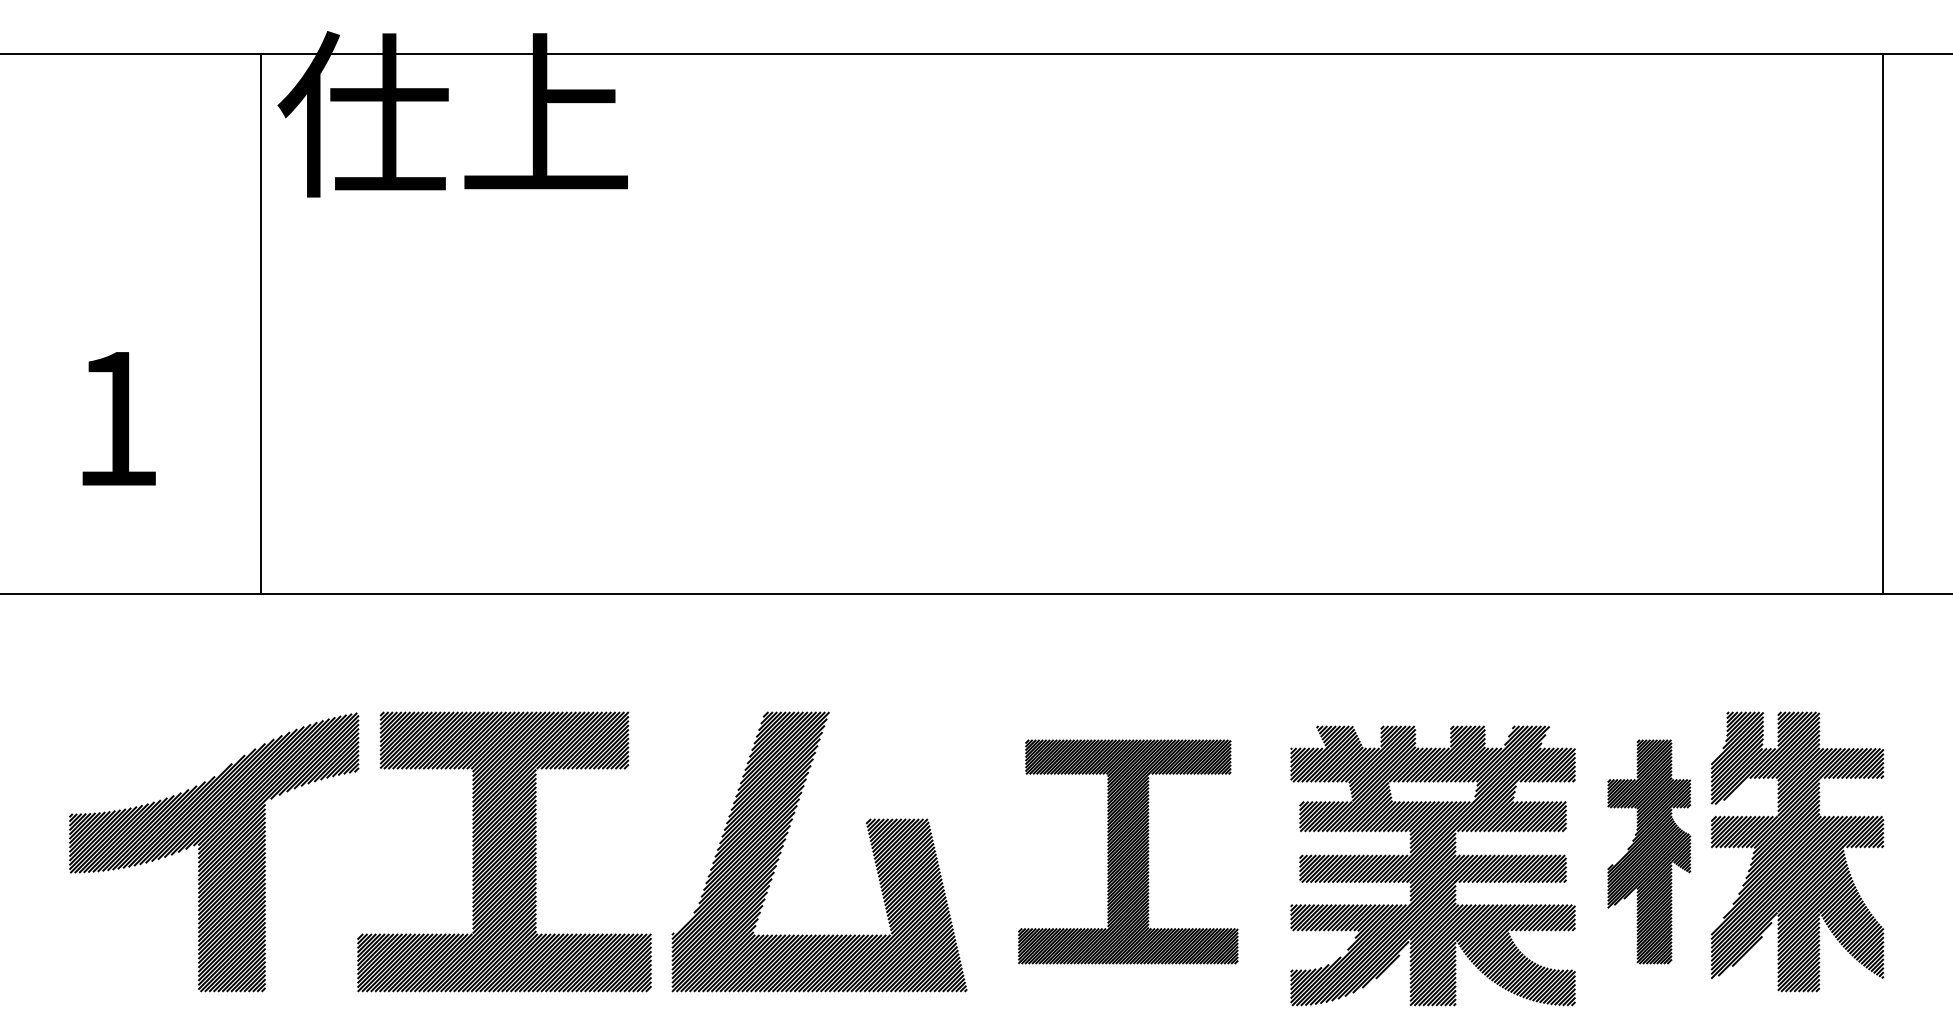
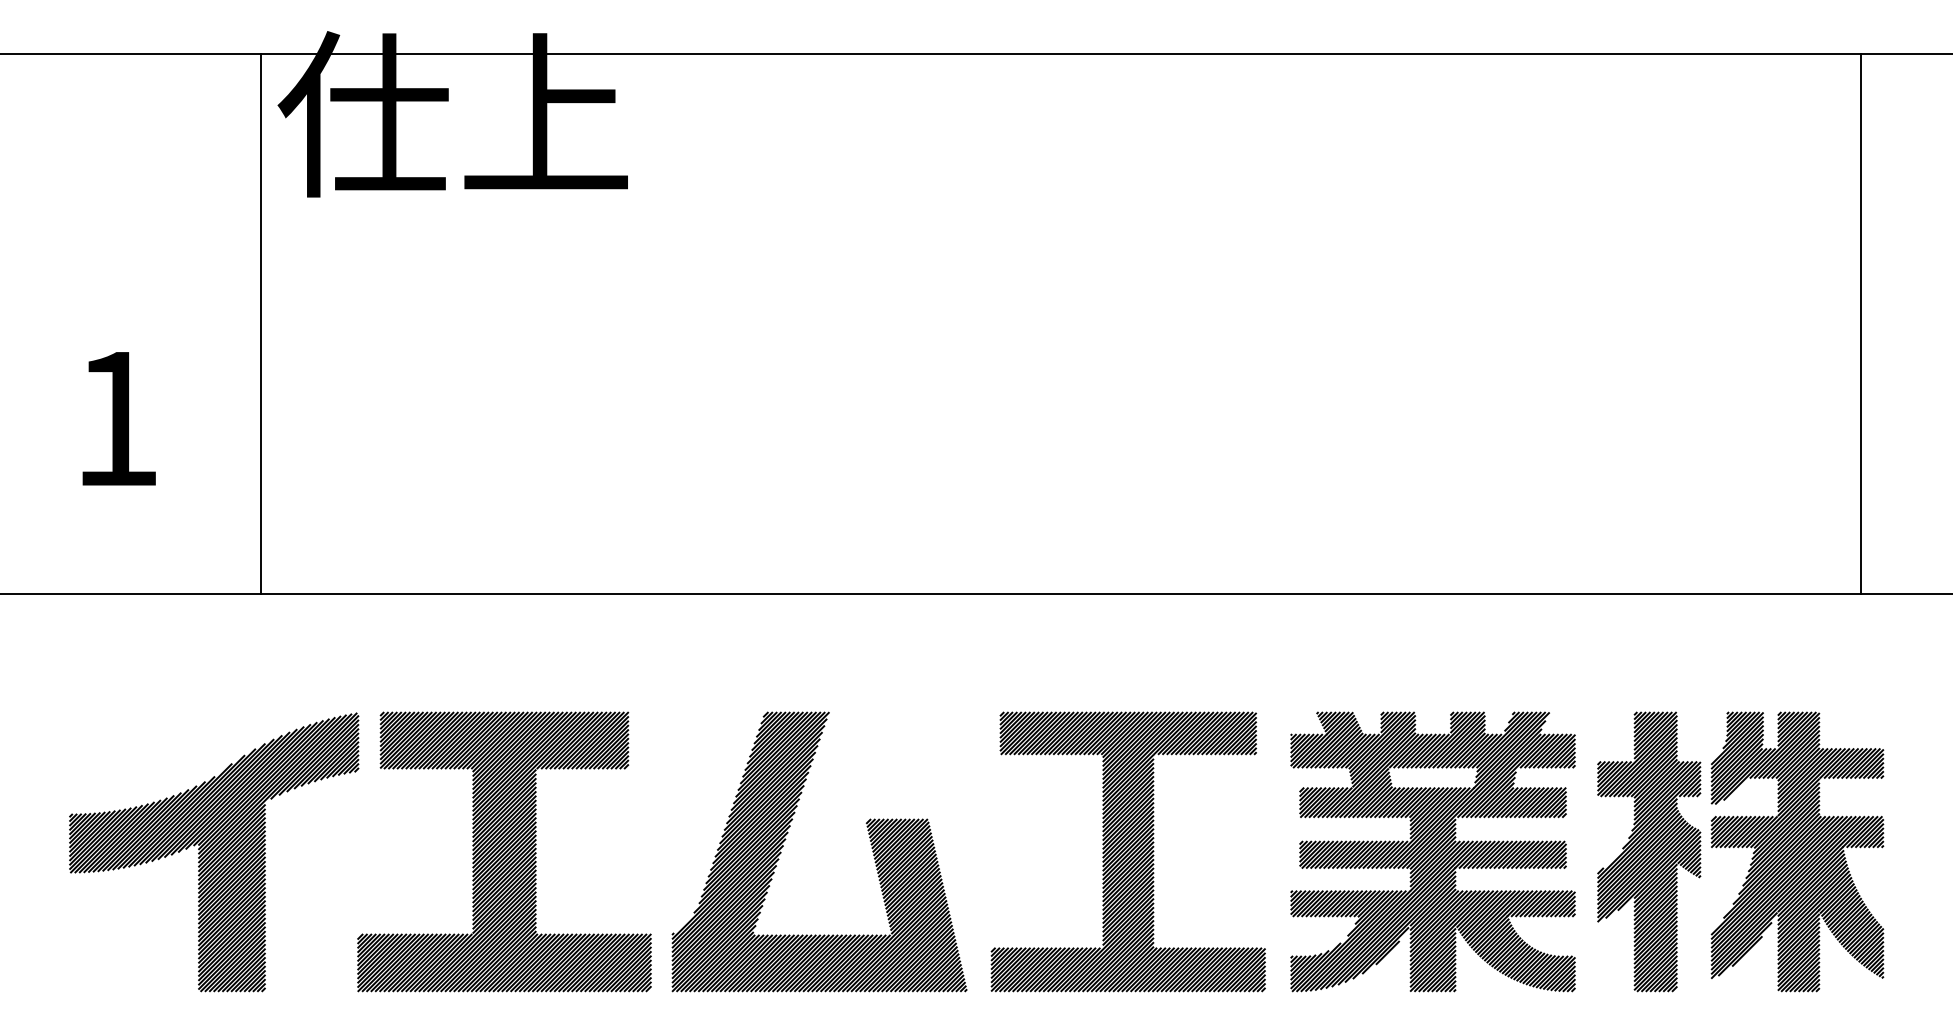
line position: (1883, 324) -> (1861, 324) (1861, 324)
part size: 221x226 px -> 276x282 px (1127, 851)
part size: 85x226 px -> 105x282 px (1649, 851)
part position: (1432, 865) -> (1432, 851) (1432, 851)
